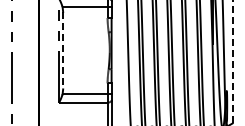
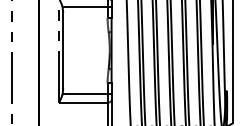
line: dashed -> solid (63, 50)
line: dashed -> solid (232, 61)
